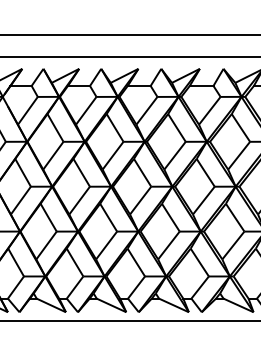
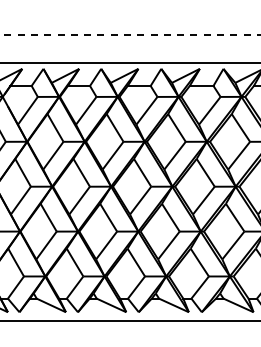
line: solid -> dashed (130, 34)
line position: (129, 57) -> (129, 63) (129, 63)
